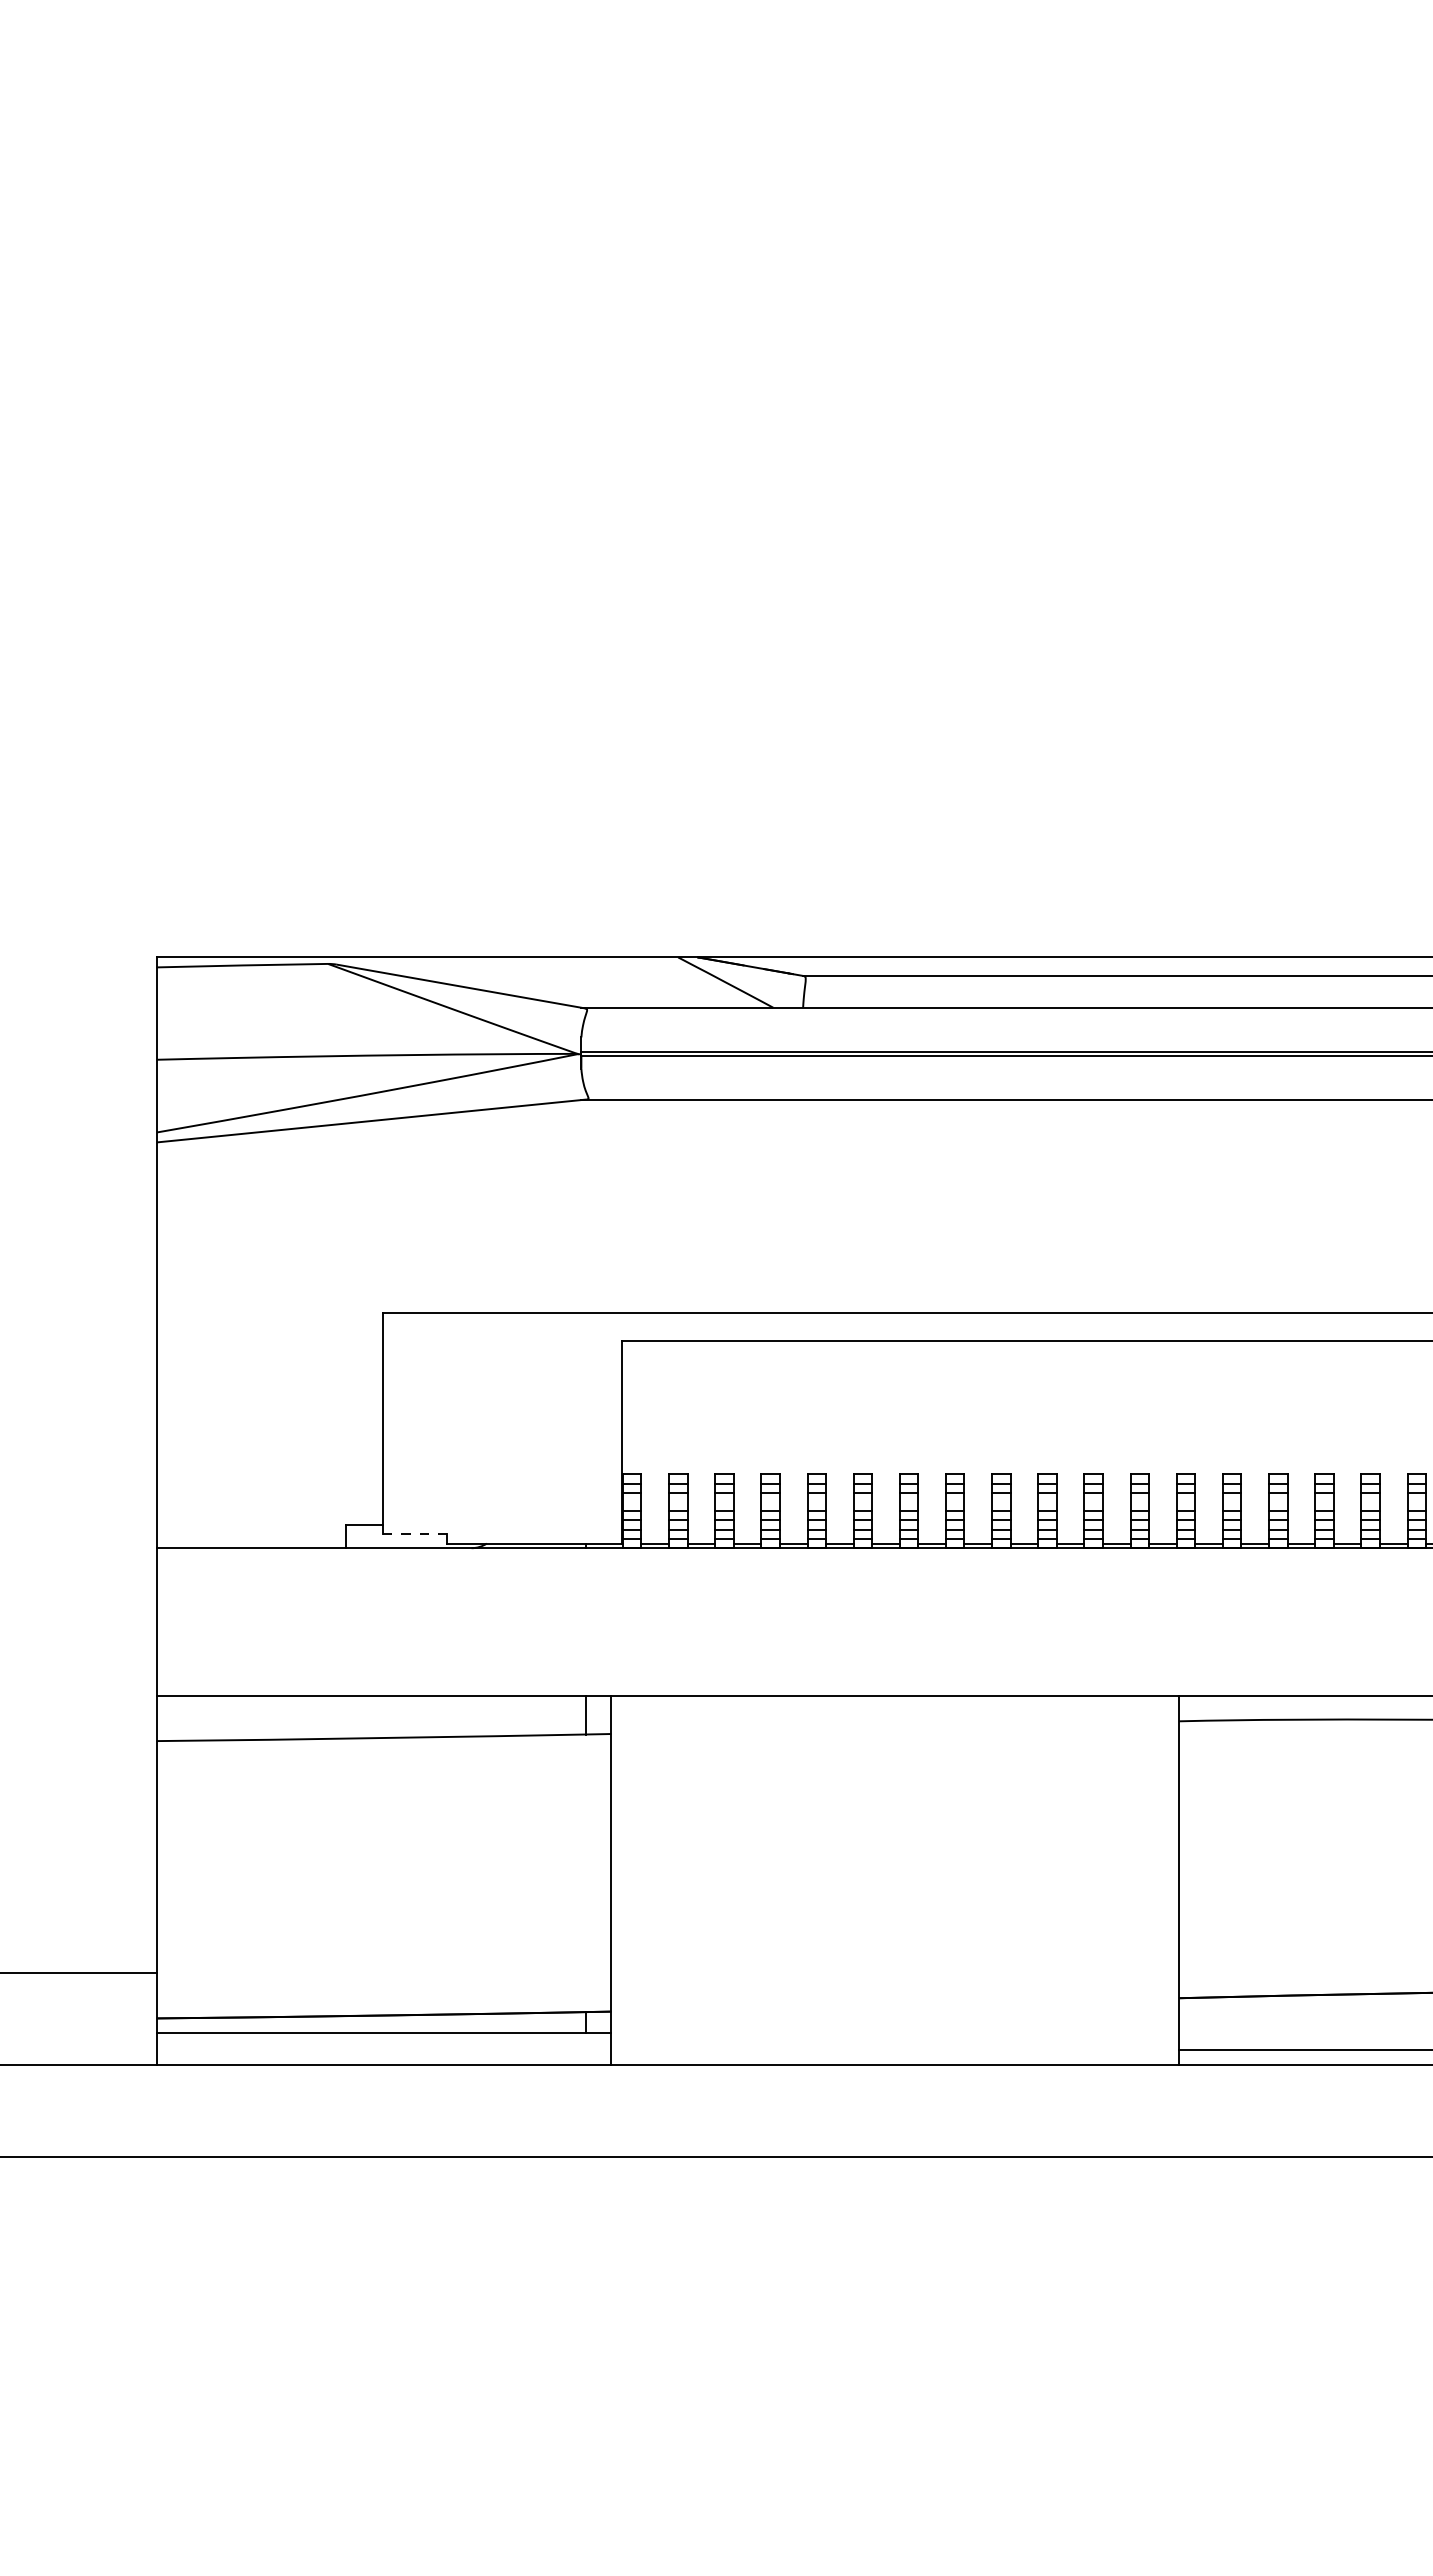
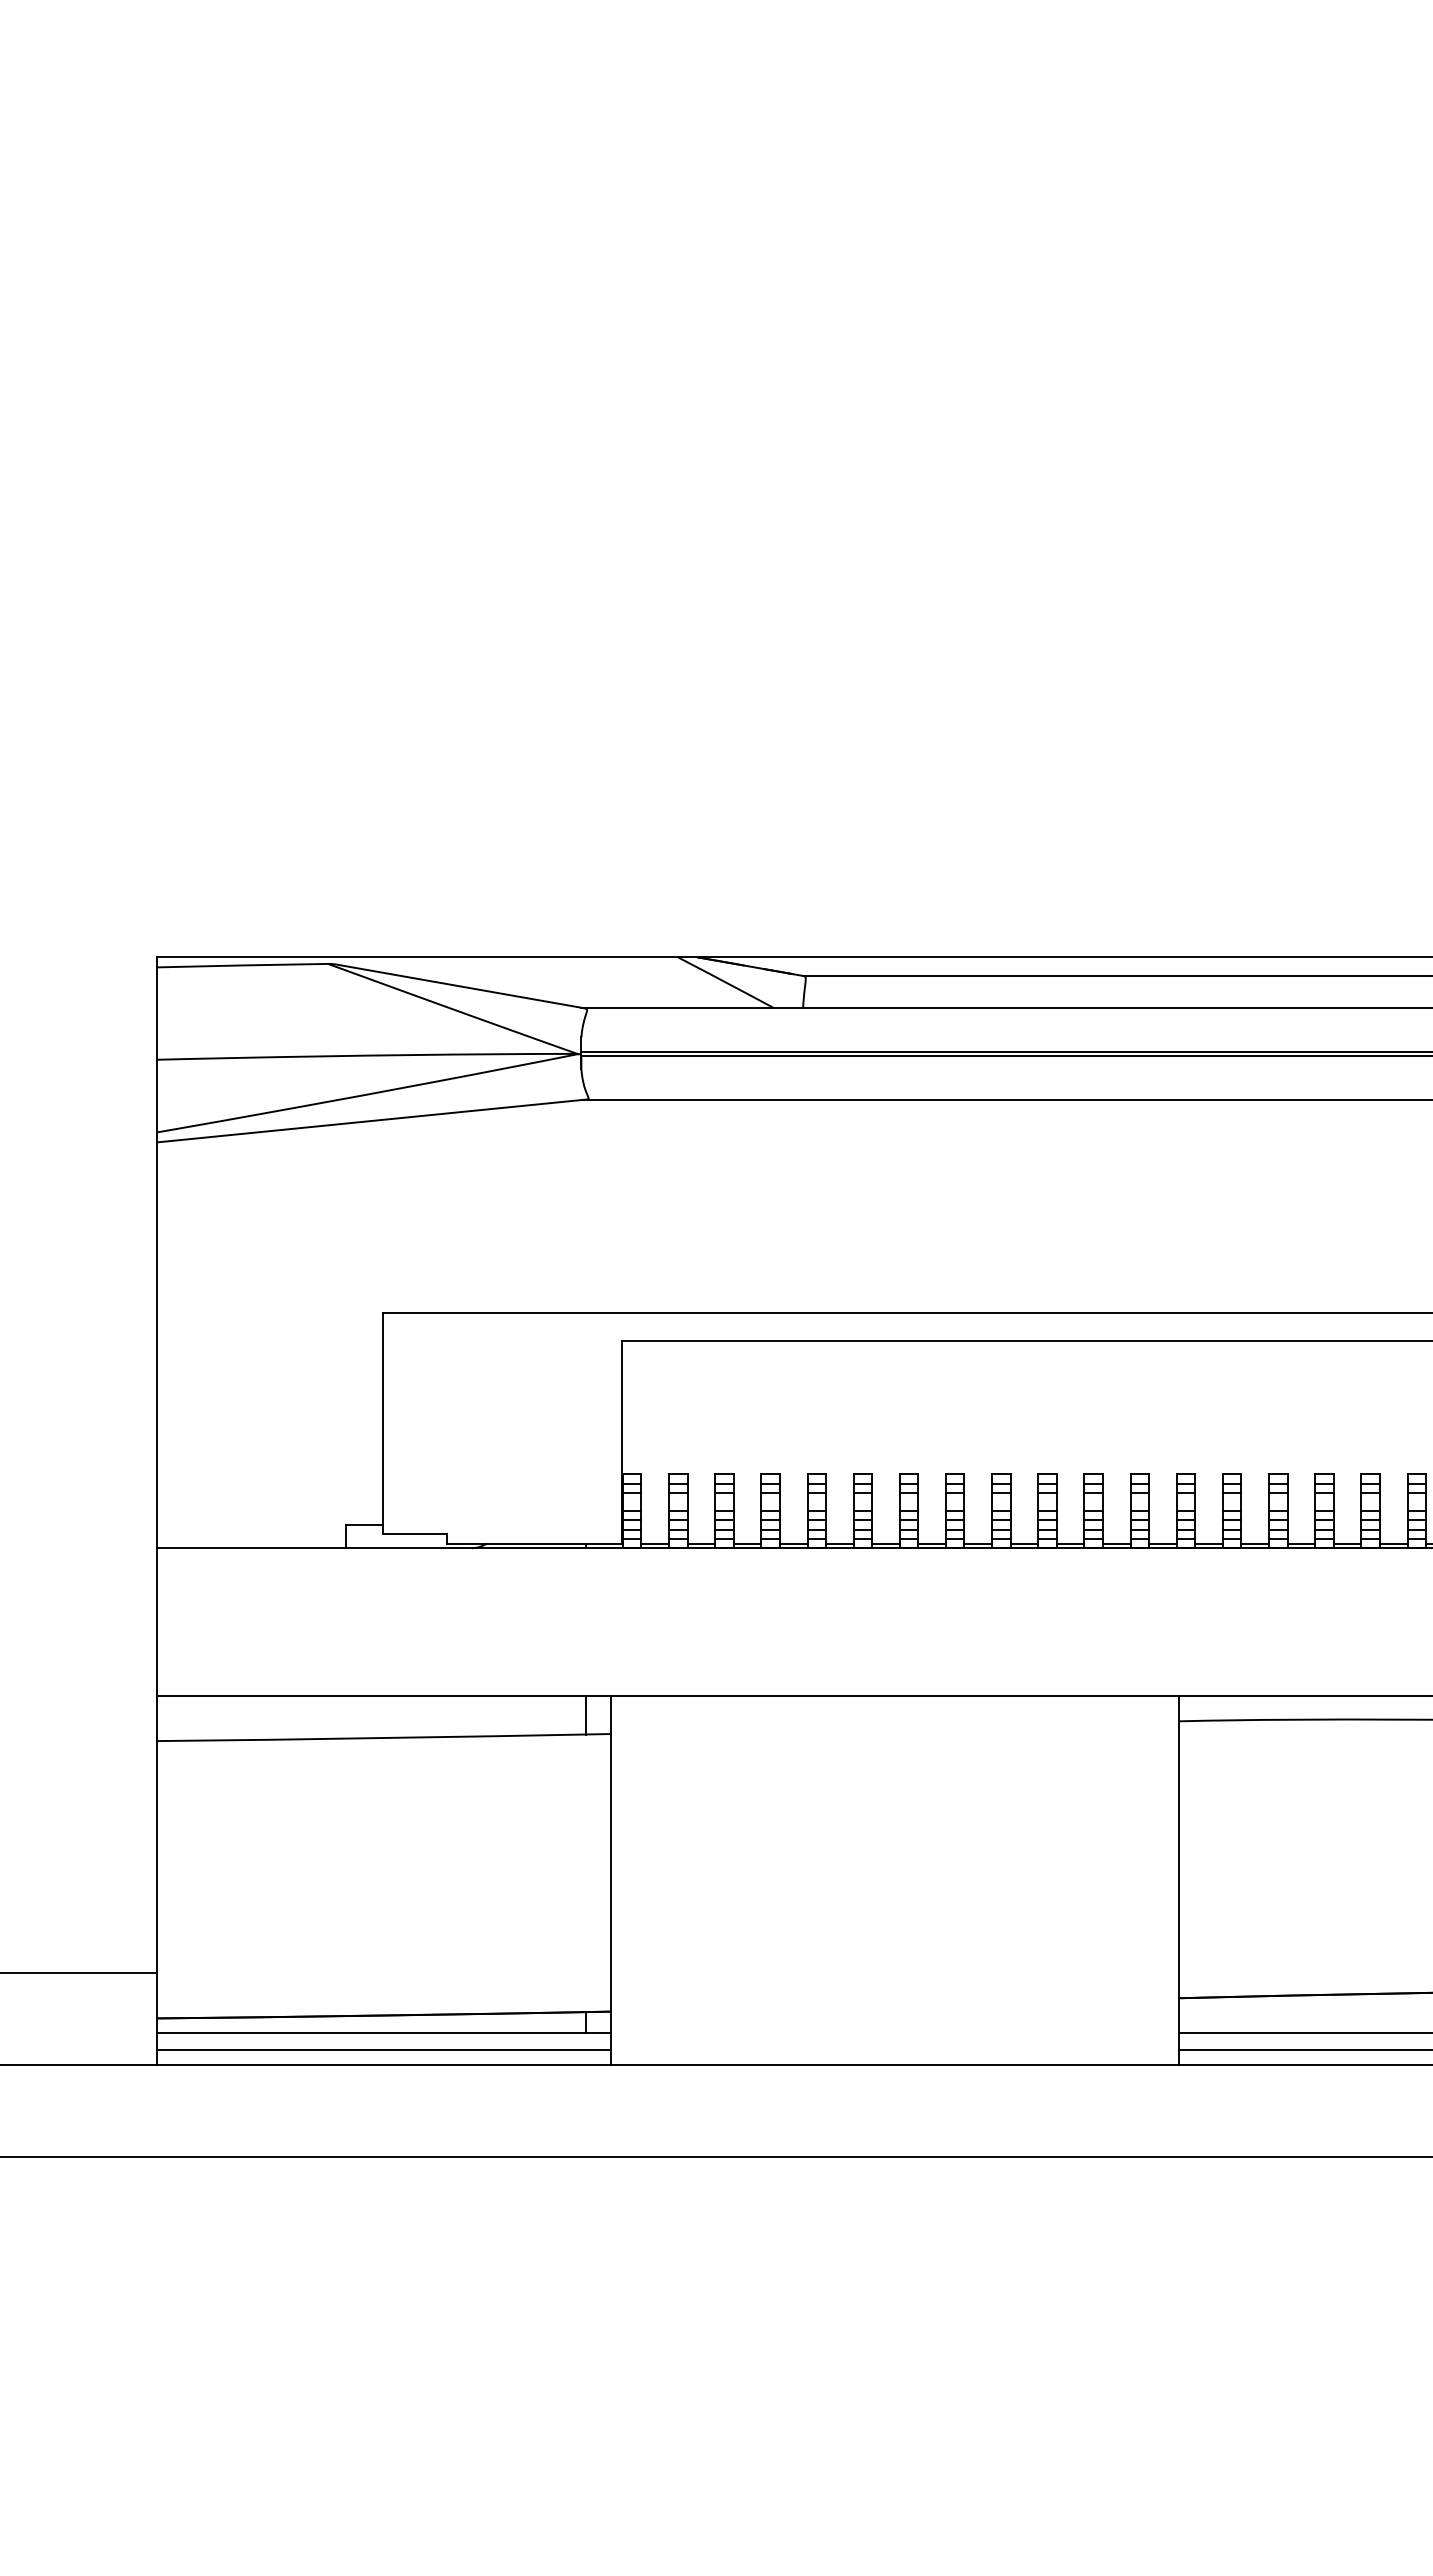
line: dashed -> solid (415, 1534)
line: none -> present (1304, 2032)
line: none -> present (383, 2050)
